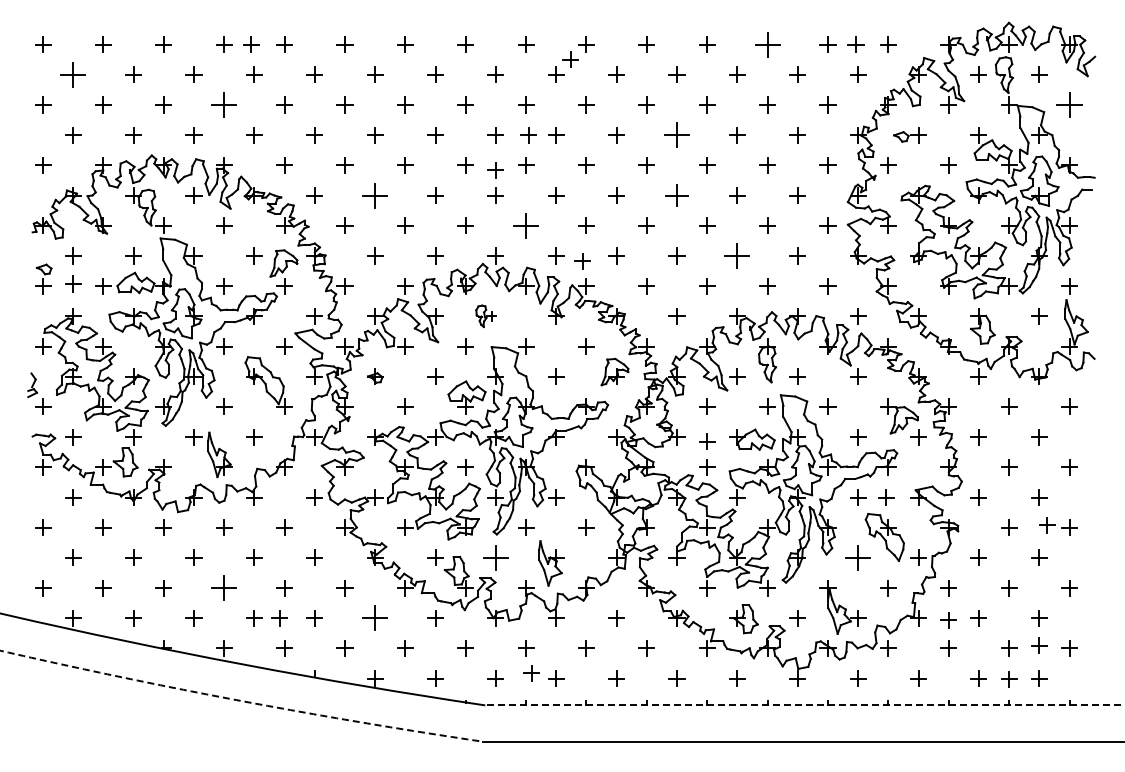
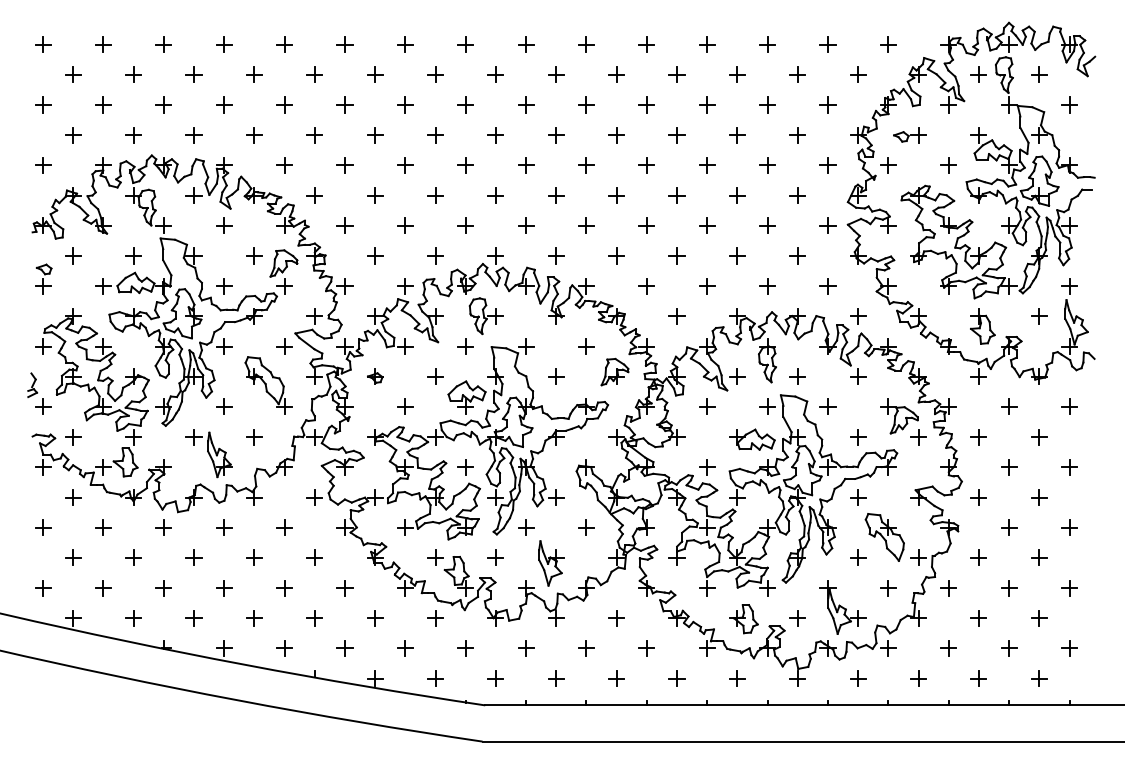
part: present -> none (251, 44)
part size: 26x26 px -> 17x17 px (767, 44)
part: present -> none (855, 44)
part: present -> none (570, 59)
part size: 26x26 px -> 17x17 px (73, 74)
part size: 26x26 px -> 17x18 px (224, 104)
part size: 27x26 px -> 17x18 px (1069, 104)
part size: 26x26 px -> 18x17 px (676, 135)
part: present -> none (528, 135)
part: present -> none (495, 170)
part size: 26x26 px -> 17x17 px (375, 195)
part size: 24x23 px -> 18x17 px (676, 195)
part size: 26x26 px -> 17x17 px (526, 225)
part size: 26x26 px -> 17x18 px (737, 255)
part: present -> none (582, 261)
part: present -> none (73, 283)
part size: 22x24 px -> 36x39 px (485, 316)
part: present -> none (707, 441)
part: present -> none (886, 497)
part: present -> none (1047, 525)
part size: 26x26 px -> 17x17 px (495, 557)
part size: 26x26 px -> 17x17 px (858, 557)
part size: 26x26 px -> 17x17 px (224, 588)
part size: 26x26 px -> 17x17 px (375, 618)
part: present -> none (279, 618)
part: present -> none (948, 620)
part: present -> none (1039, 645)
part: present -> none (531, 673)
part: present -> none (1009, 679)
arc: dashed -> solid (239, 700)
line: dashed -> solid (804, 705)
